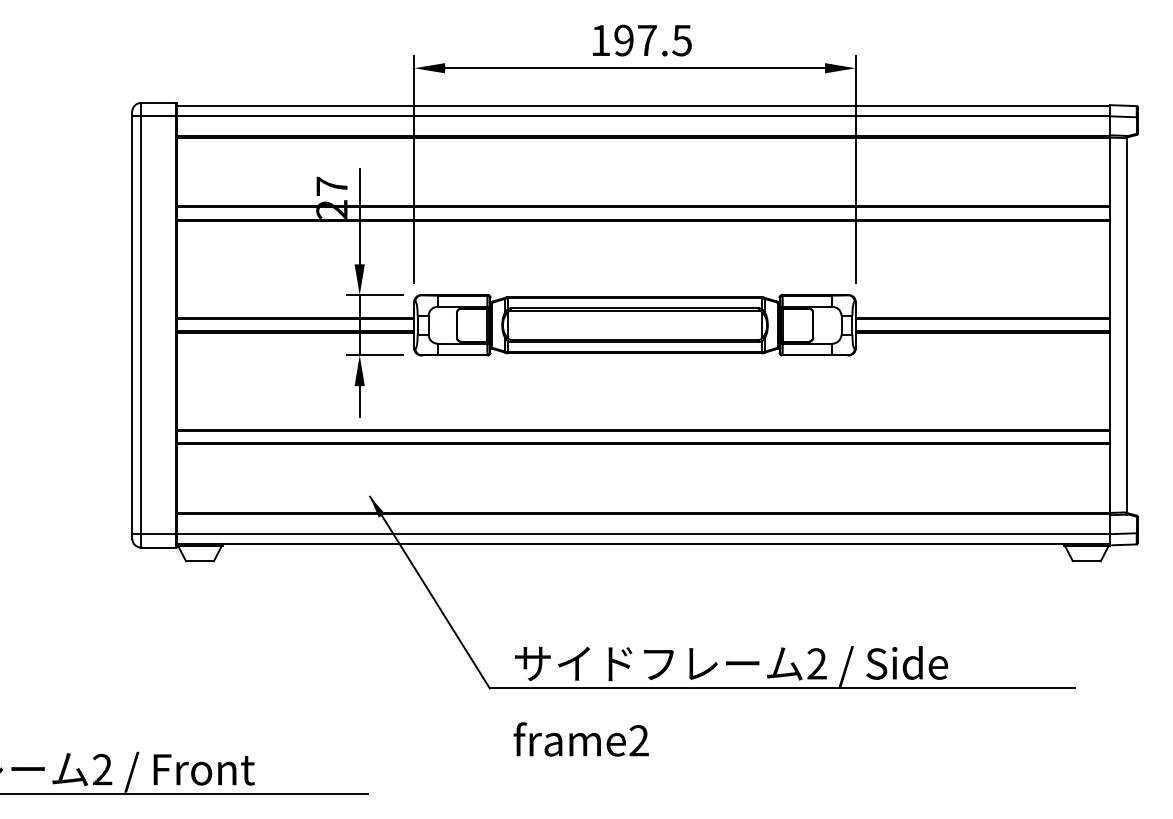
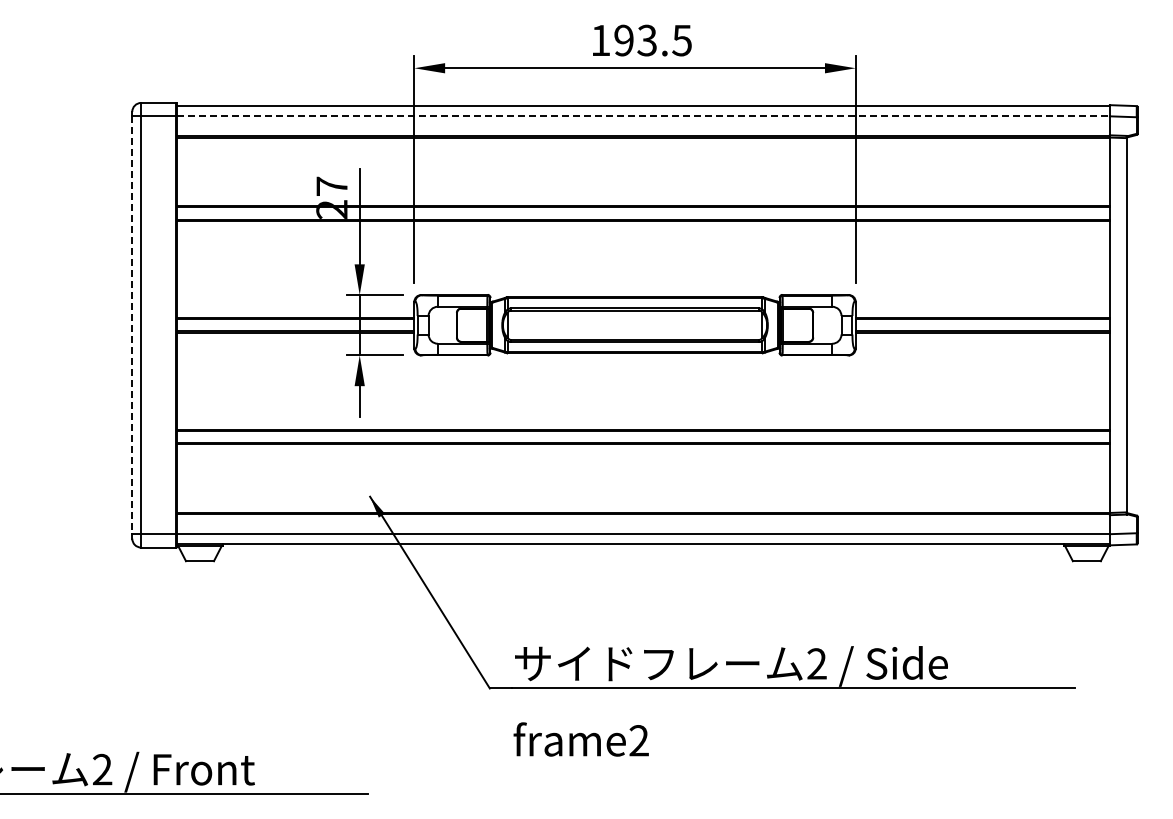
text: 197.5 -> 193.5 (647, 40)
line: solid -> dashed (643, 116)
line: solid -> dashed (132, 325)
